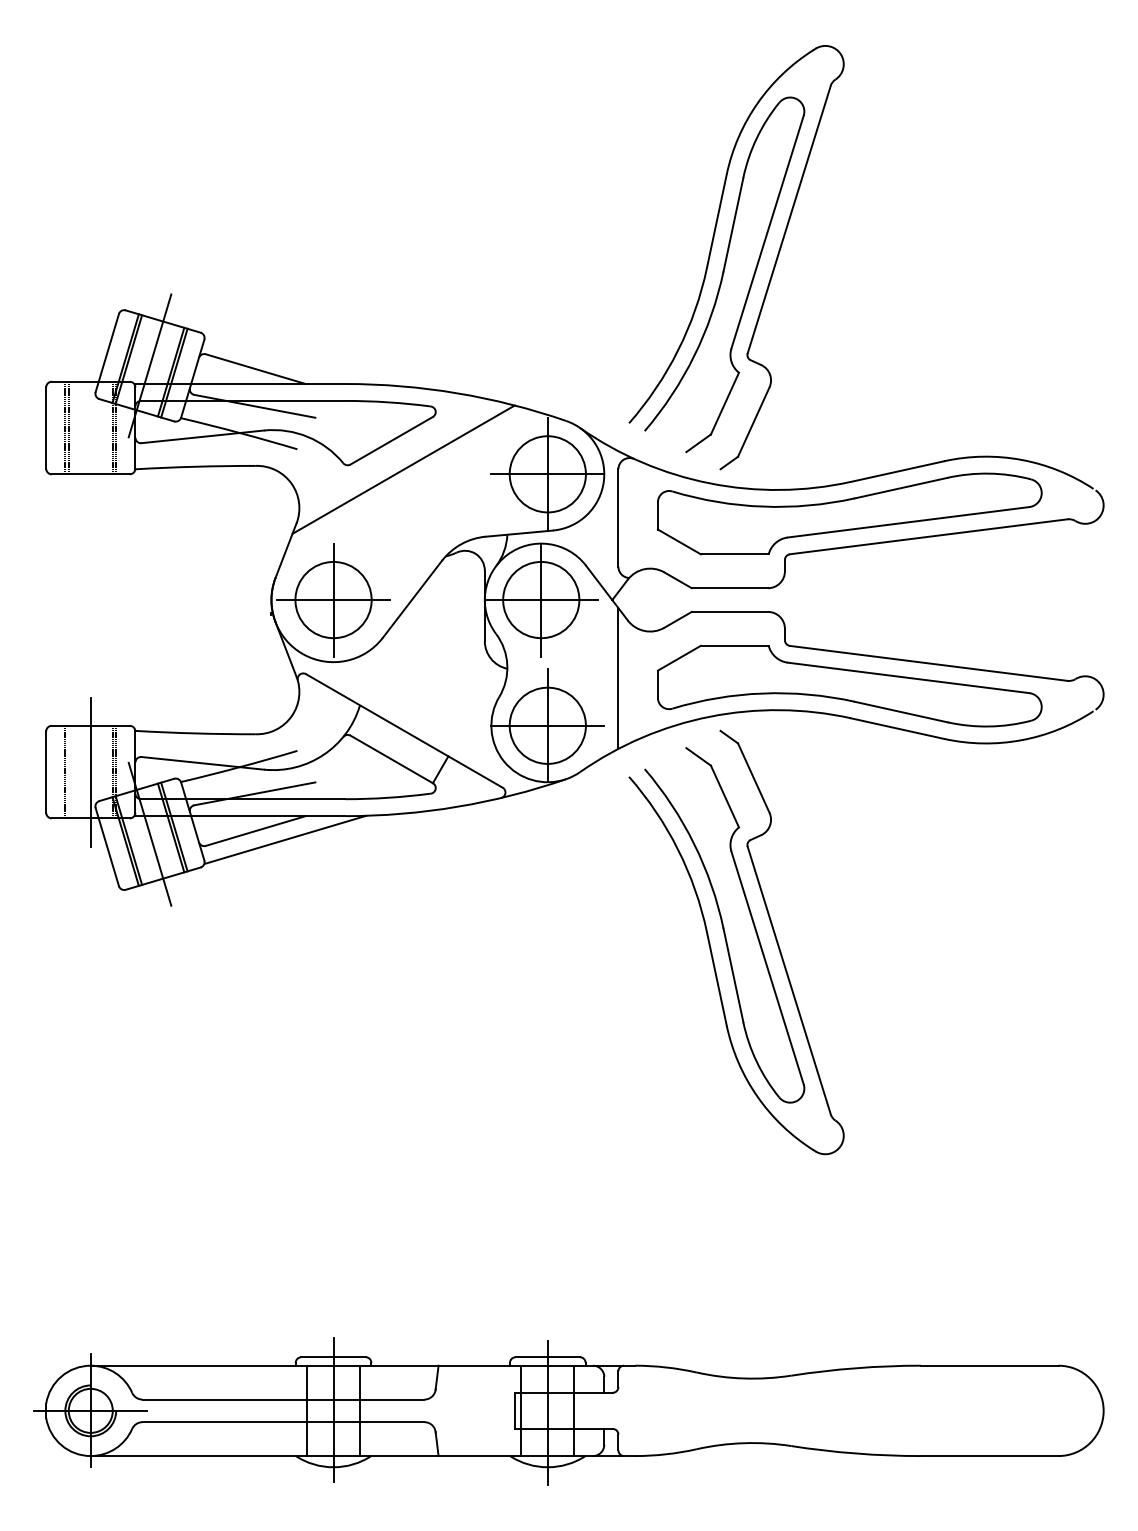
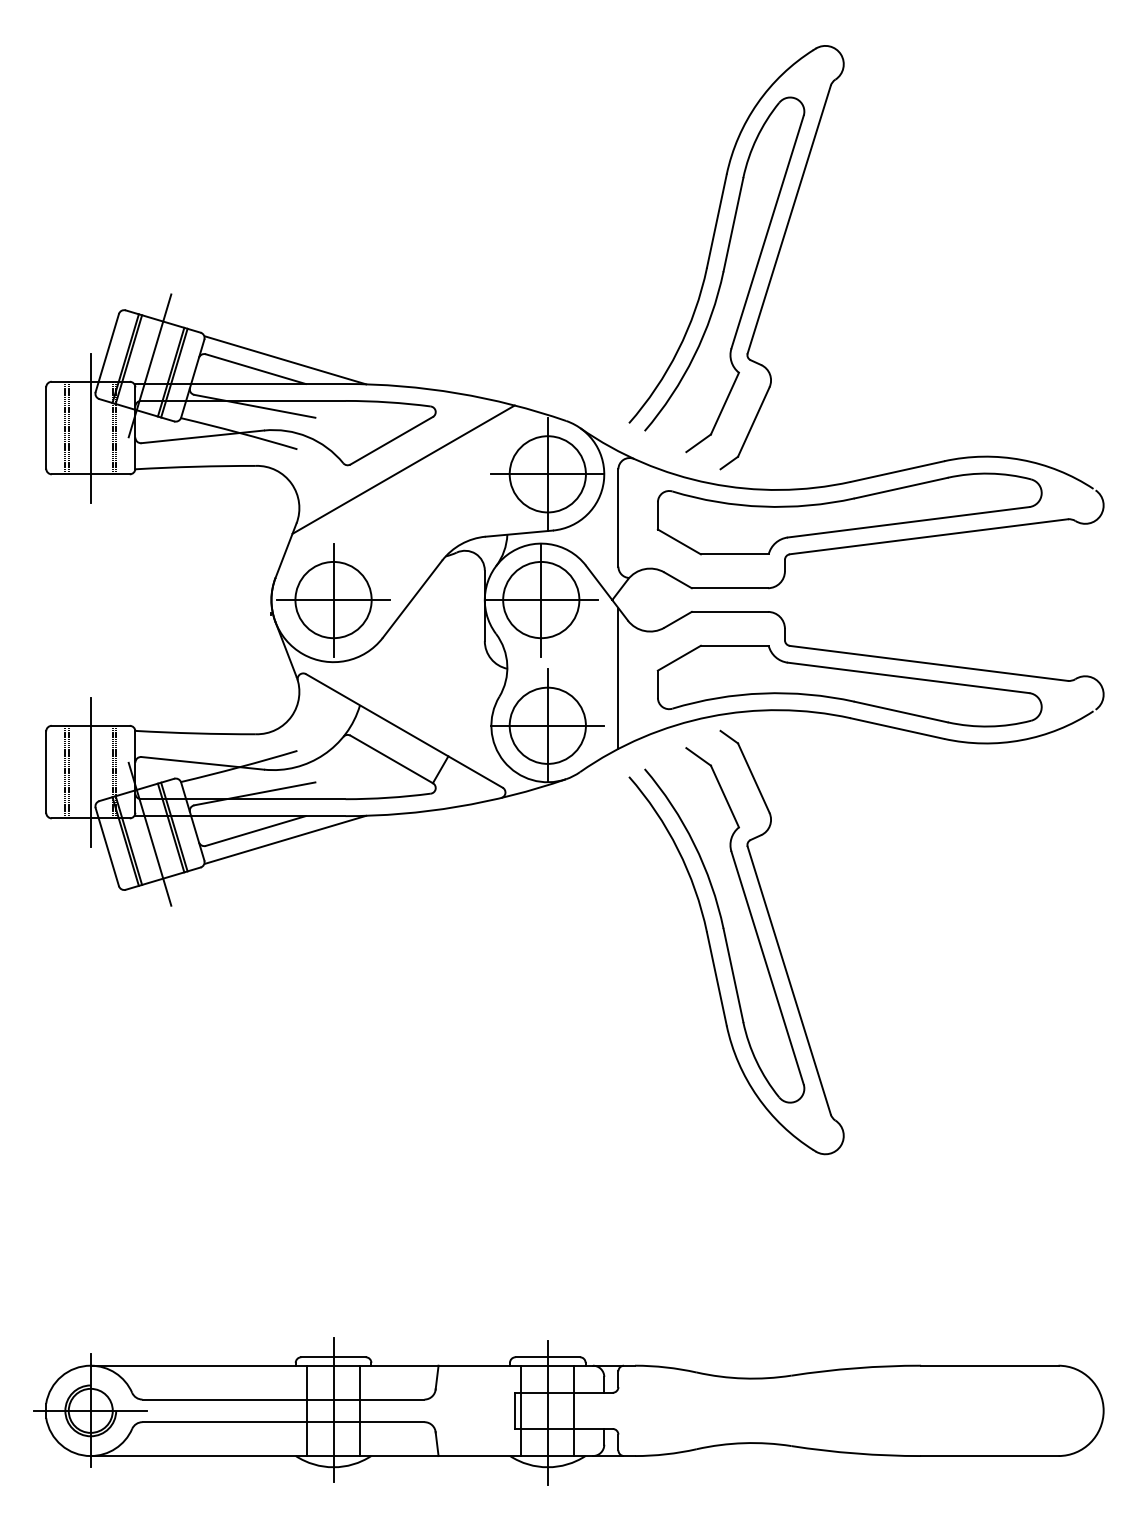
line: none -> present (285, 360)
line: none -> present (90, 427)
line: none -> present (68, 771)
